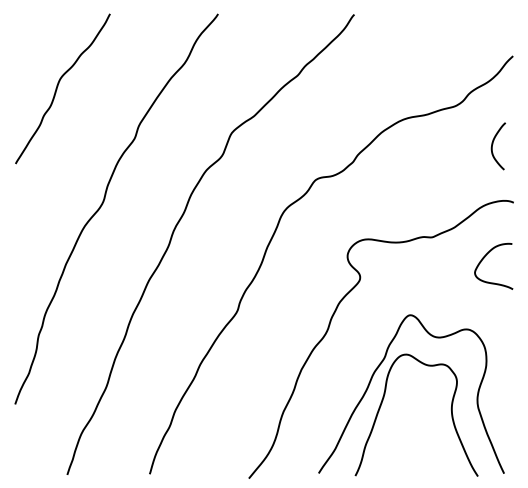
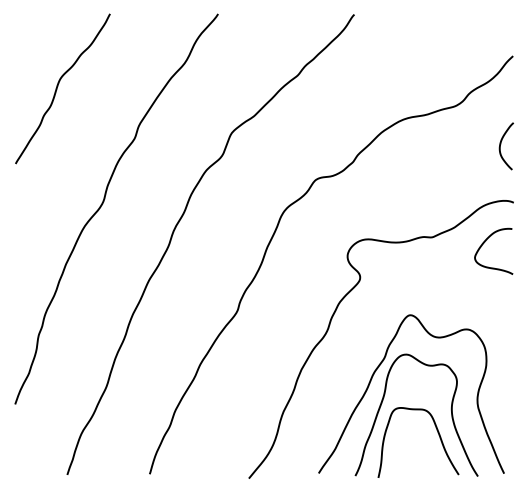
curve position: (493, 144) -> (501, 144) (501, 144)
curve position: (485, 257) -> (485, 242) (485, 242)
curve: none -> present (438, 435)
